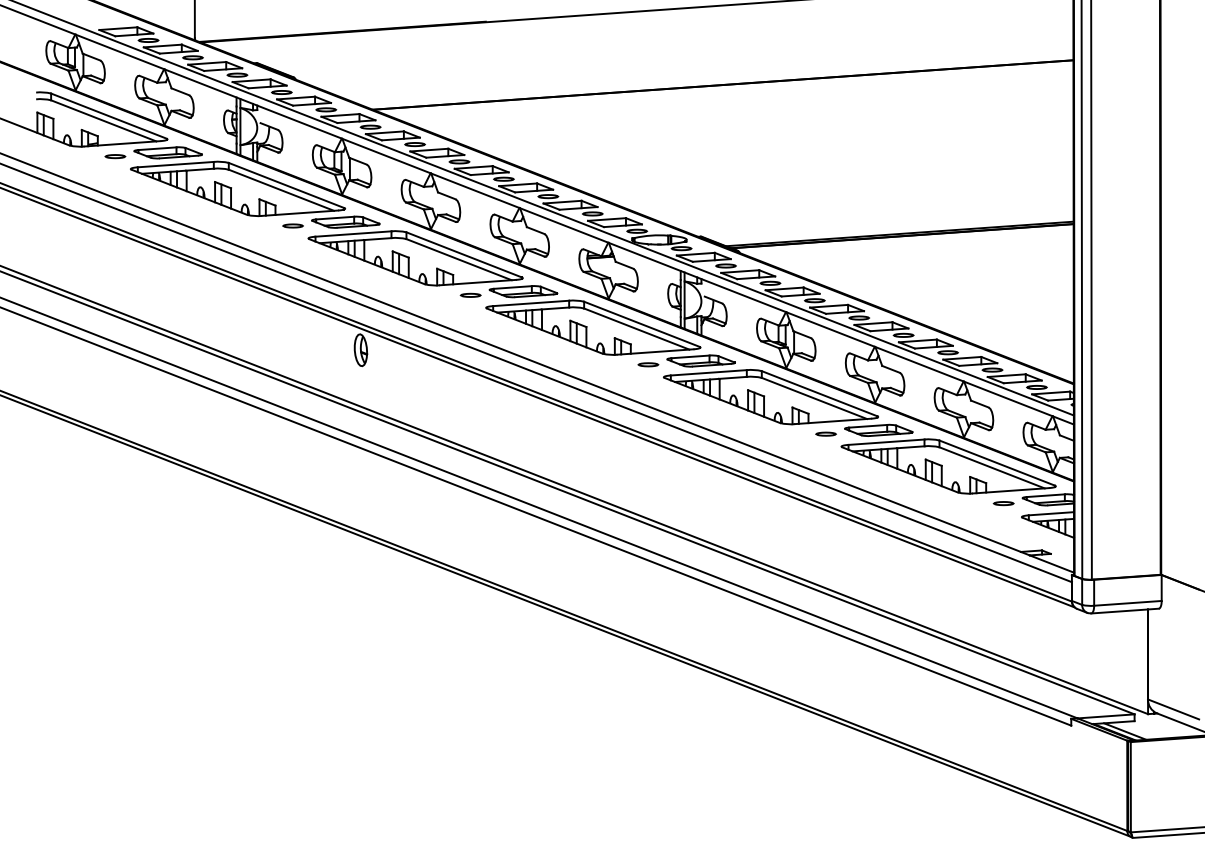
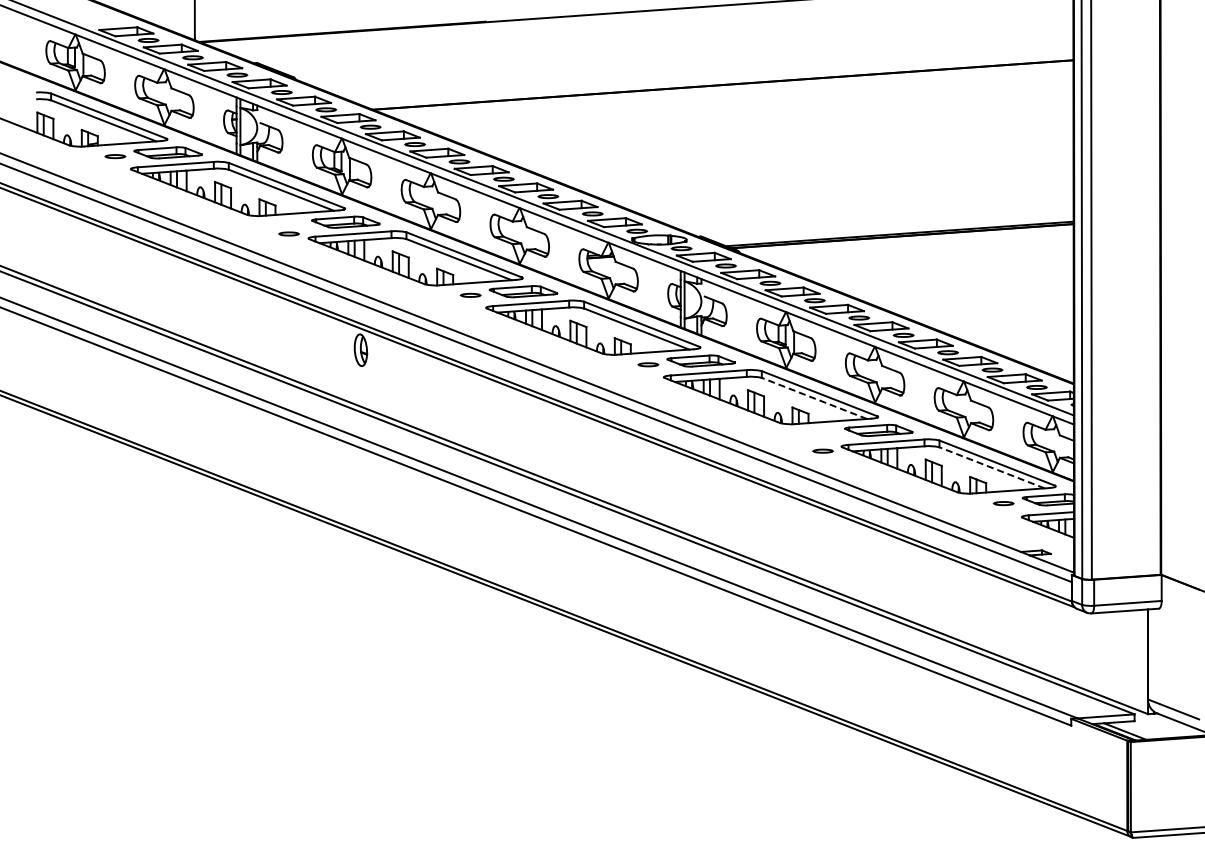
part position: (292, 225) -> (288, 233) (288, 233)
line: solid -> dashed (813, 398)
part position: (825, 433) -> (822, 450) (822, 450)
line: solid -> dashed (991, 467)
